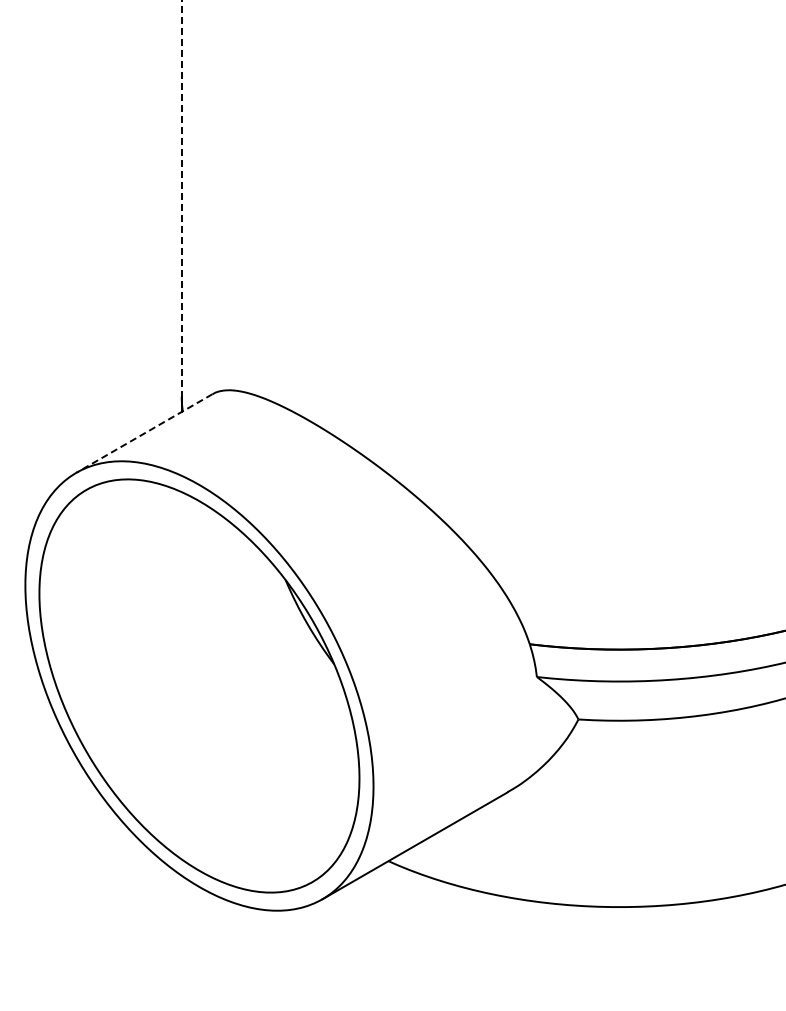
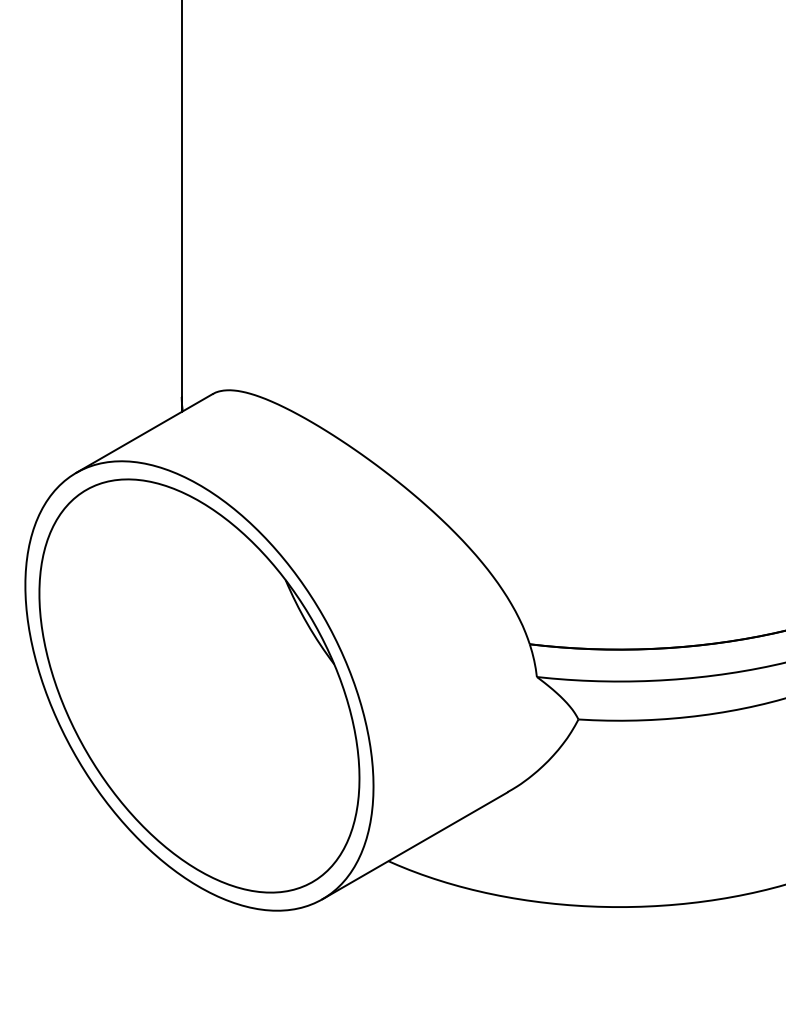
line: dashed -> solid (181, 199)
line: dashed -> solid (144, 433)
